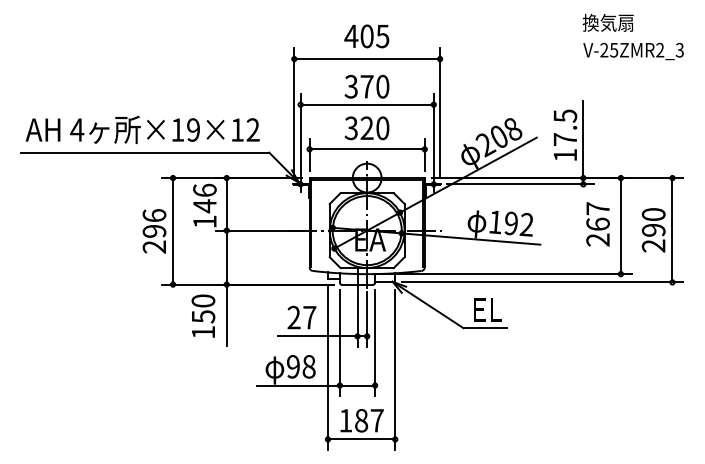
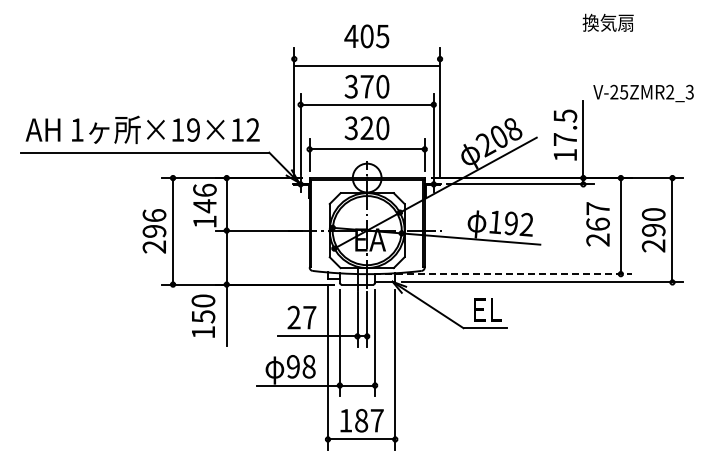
text position: (633, 51) -> (643, 93) (643, 93)
line position: (367, 59) -> (367, 66) (367, 66)
text: 4 -> 1 (77, 129)
line: solid -> dashed (503, 274)
